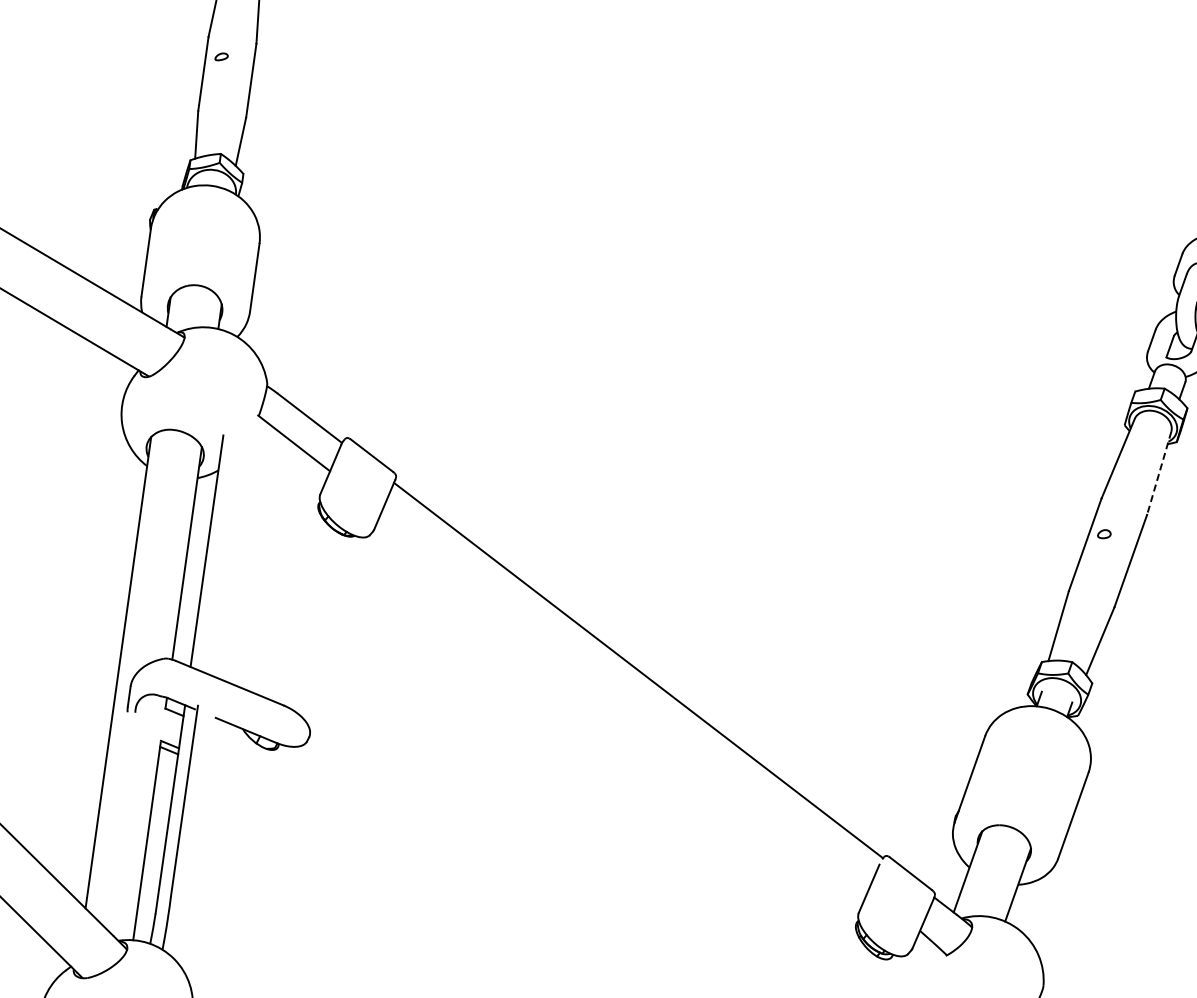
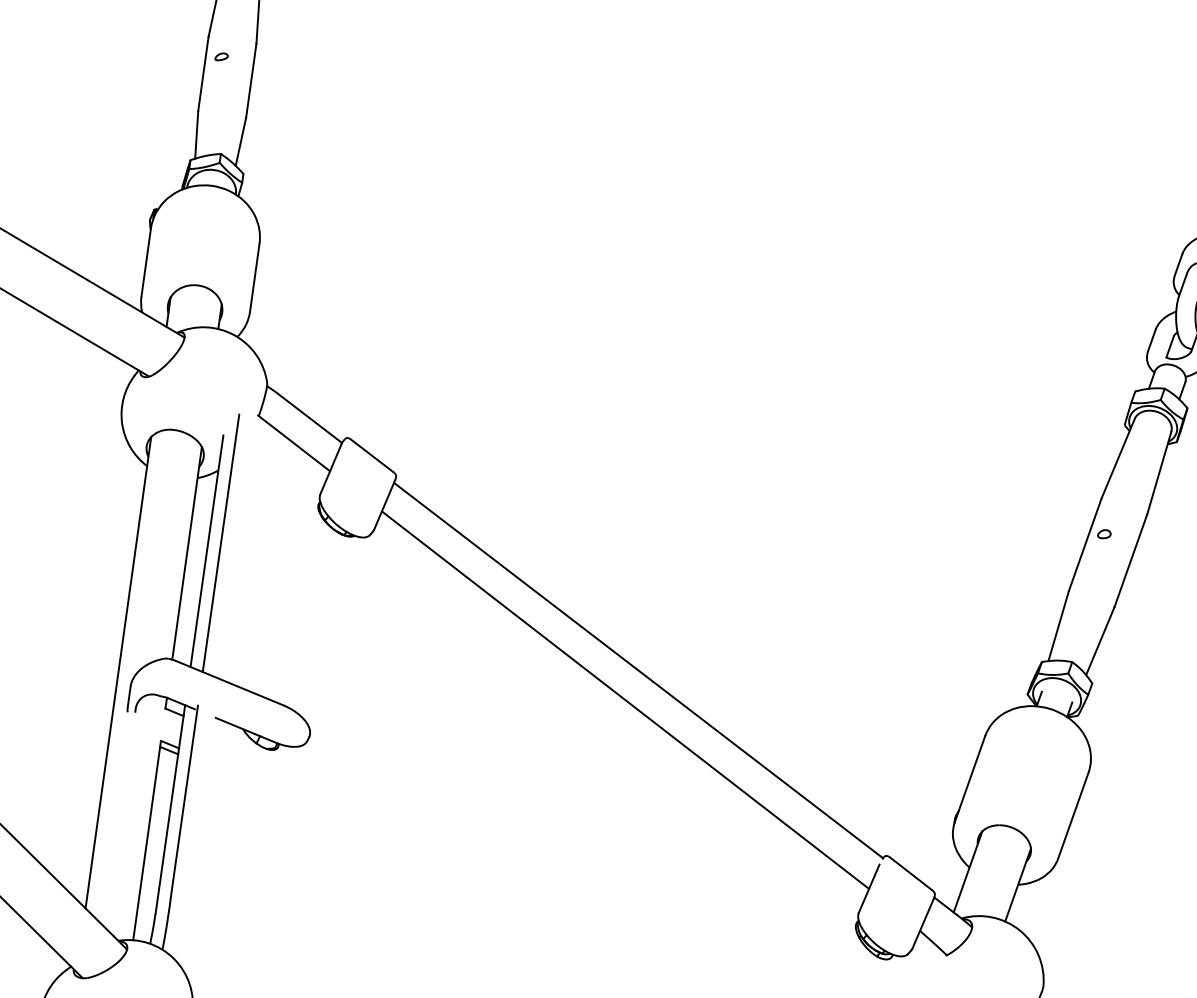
line: dashed -> solid (1159, 473)
line: none -> present (220, 543)
line: none -> present (625, 699)
